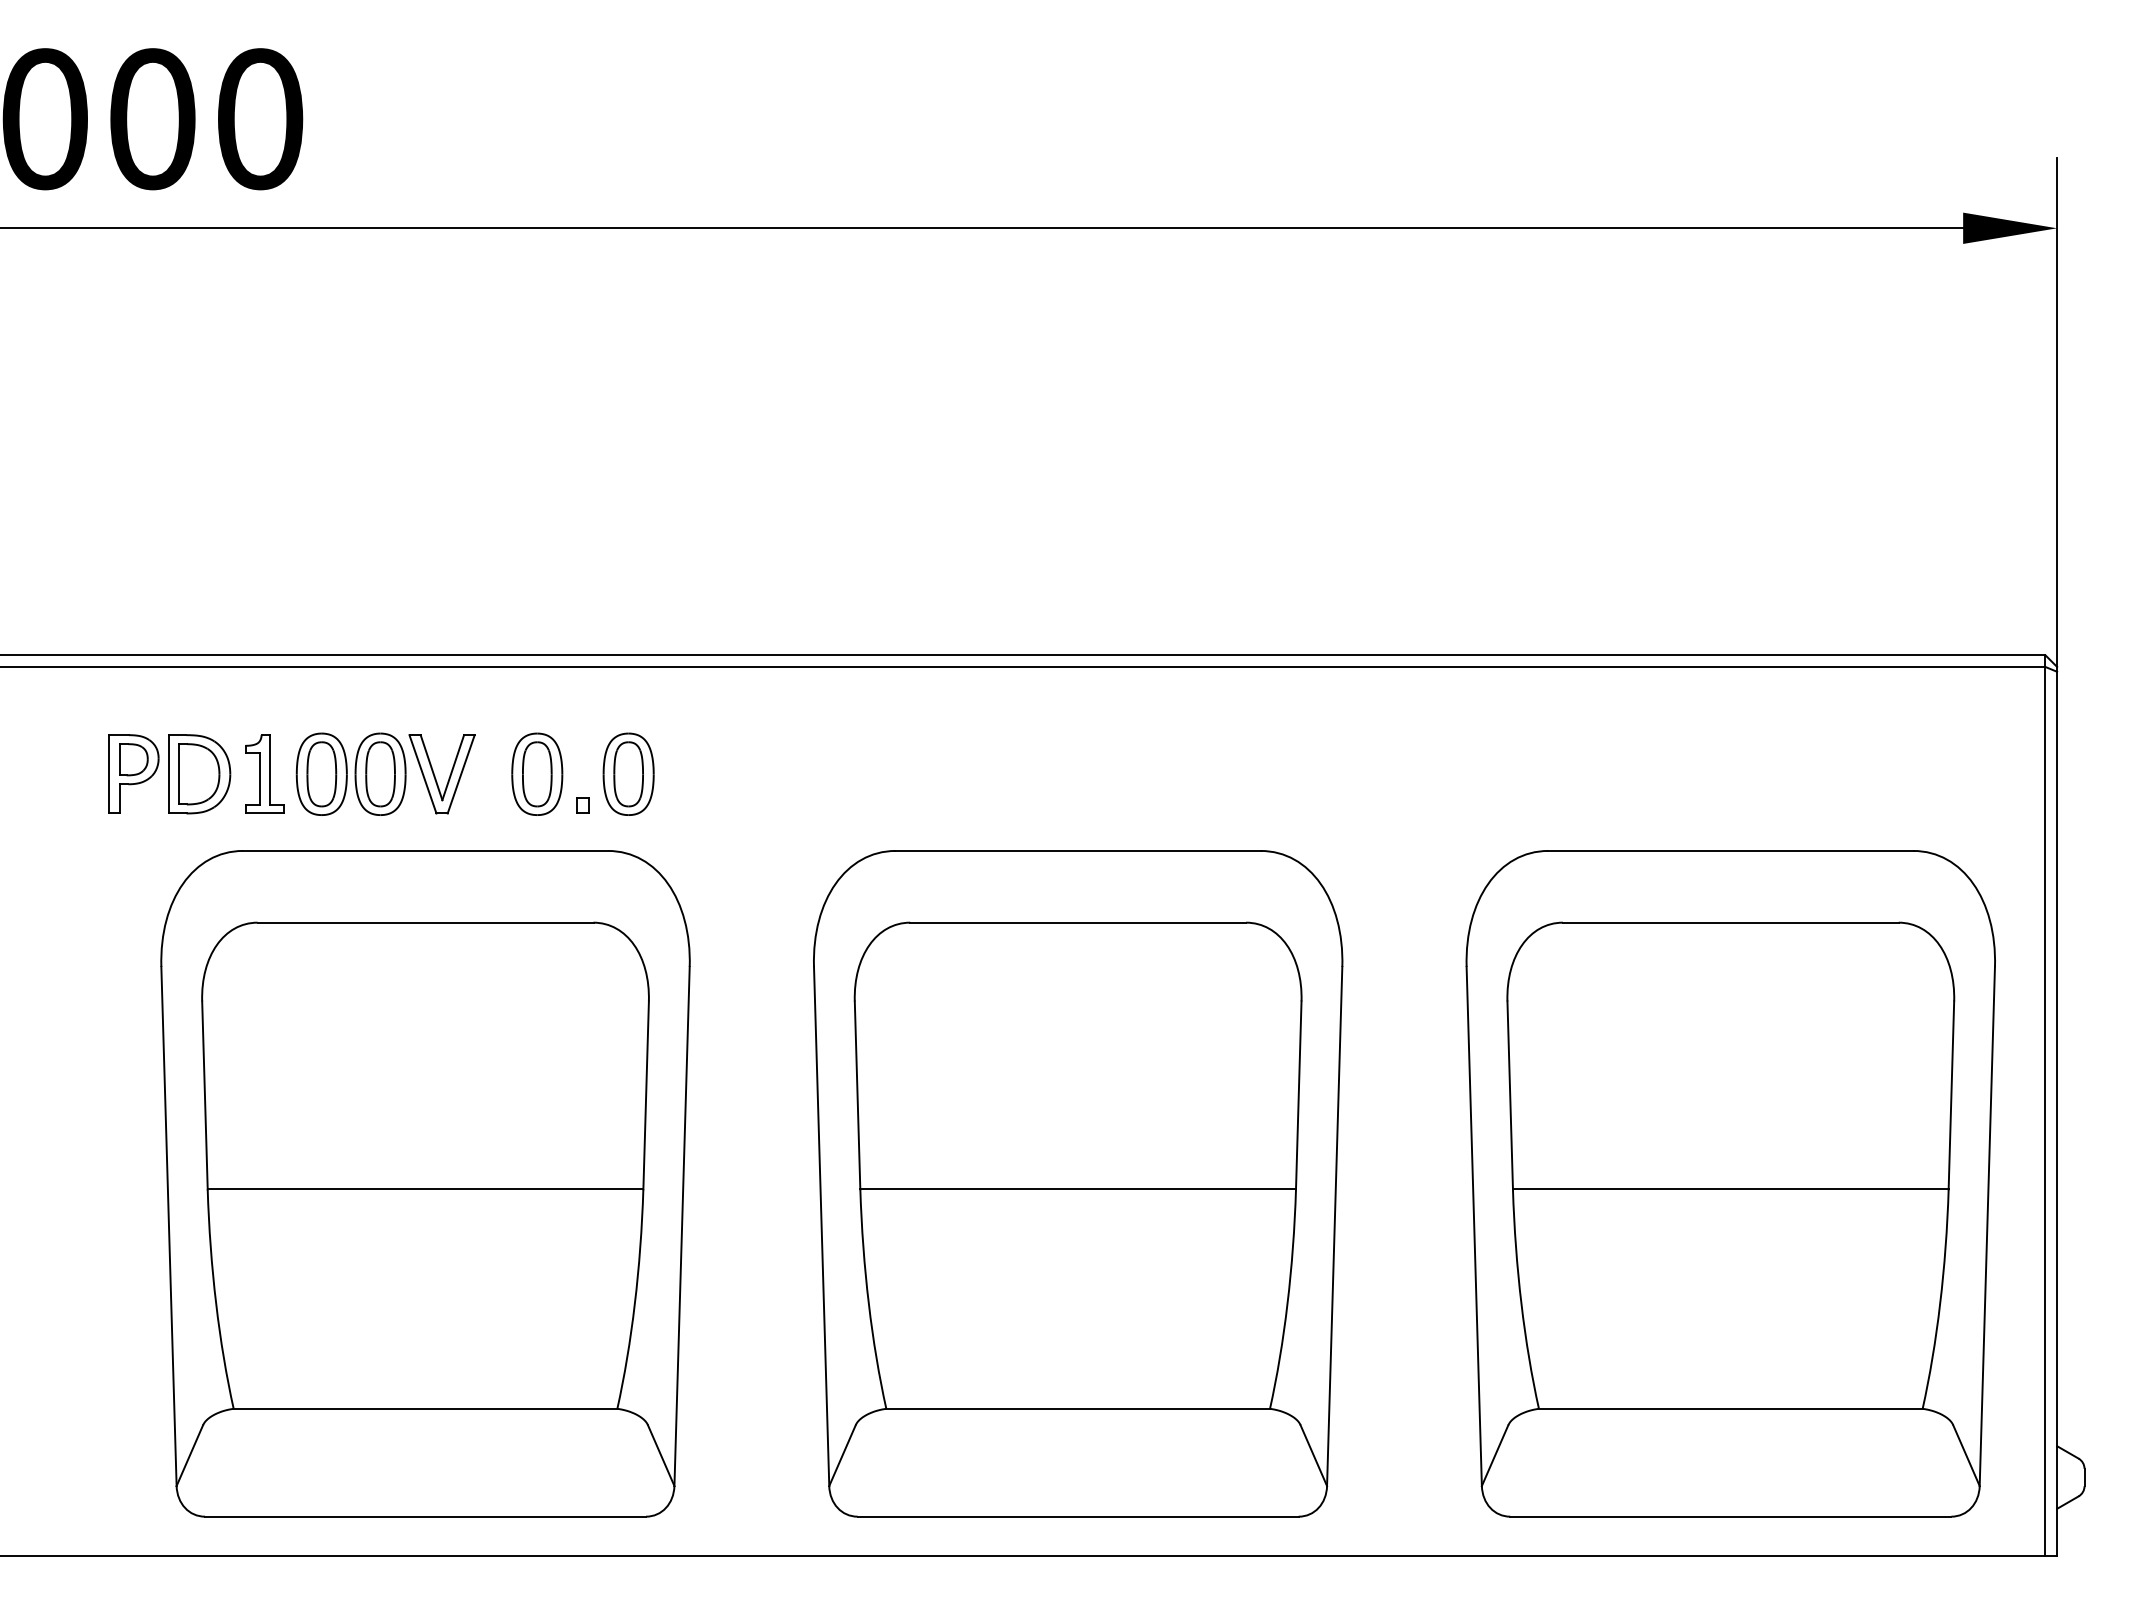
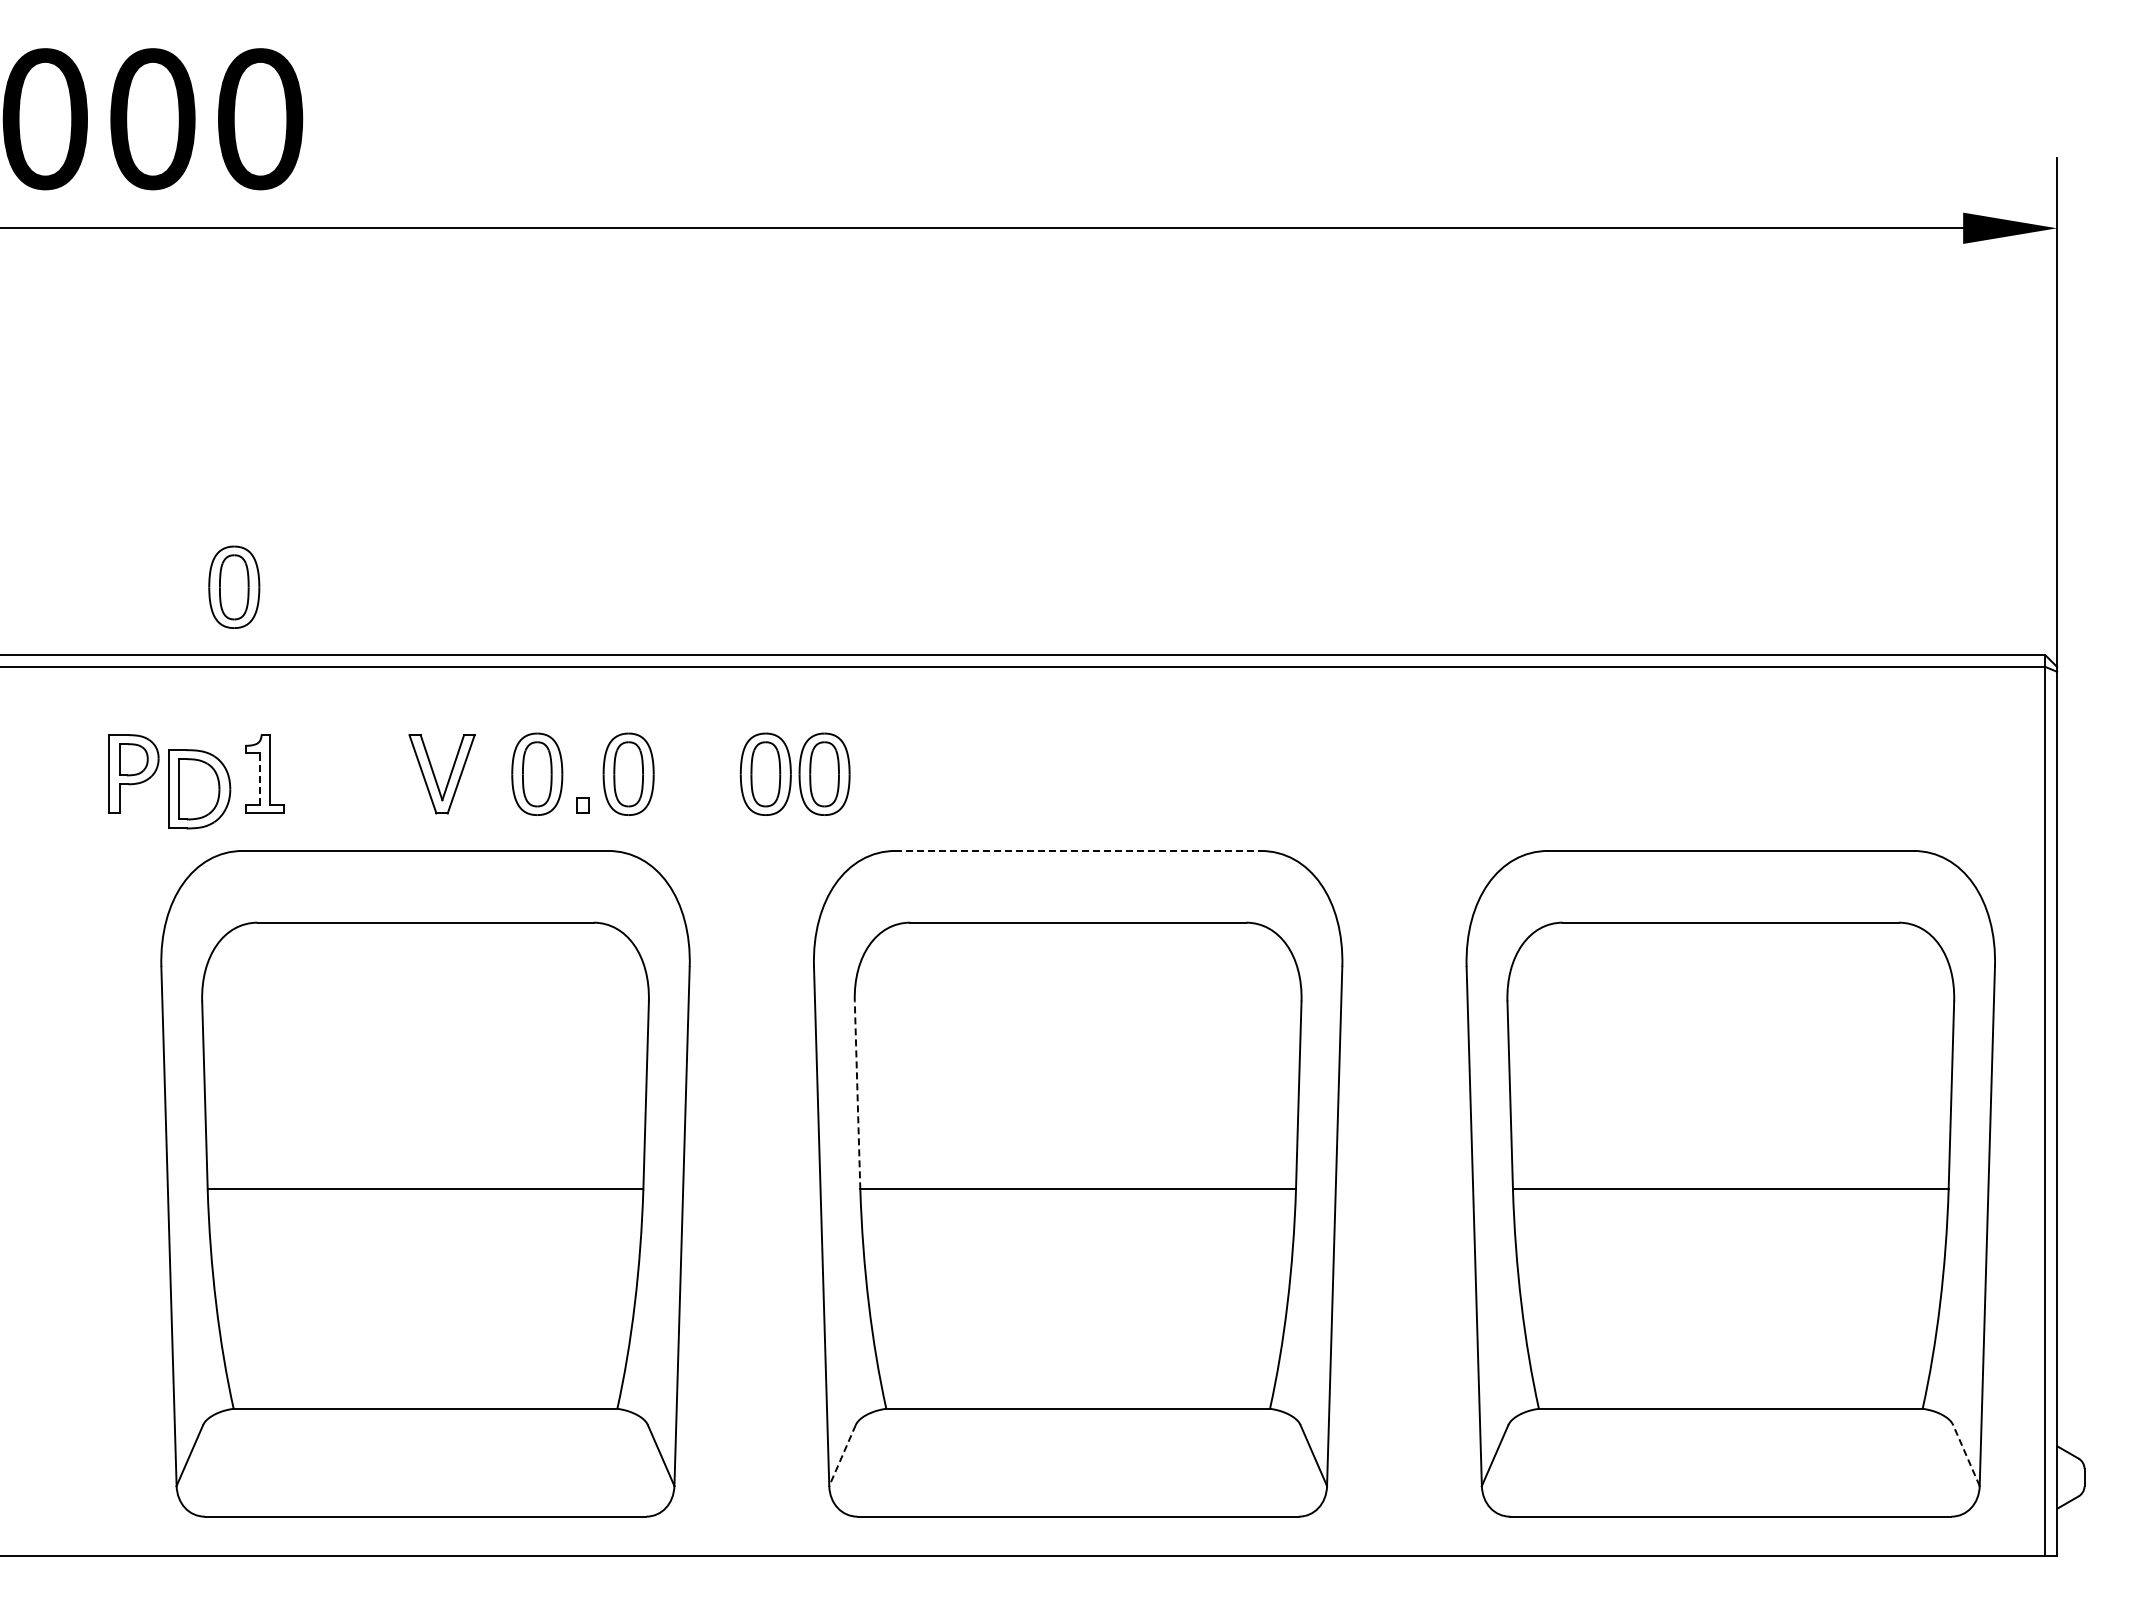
part: none -> present (234, 586)
part position: (350, 773) -> (794, 773) (794, 773)
part position: (199, 774) -> (199, 789) (199, 789)
line: solid -> dashed (259, 778)
line: solid -> dashed (1078, 850)
line: solid -> dashed (857, 1095)
line: solid -> dashed (1966, 1455)
line: solid -> dashed (842, 1456)
